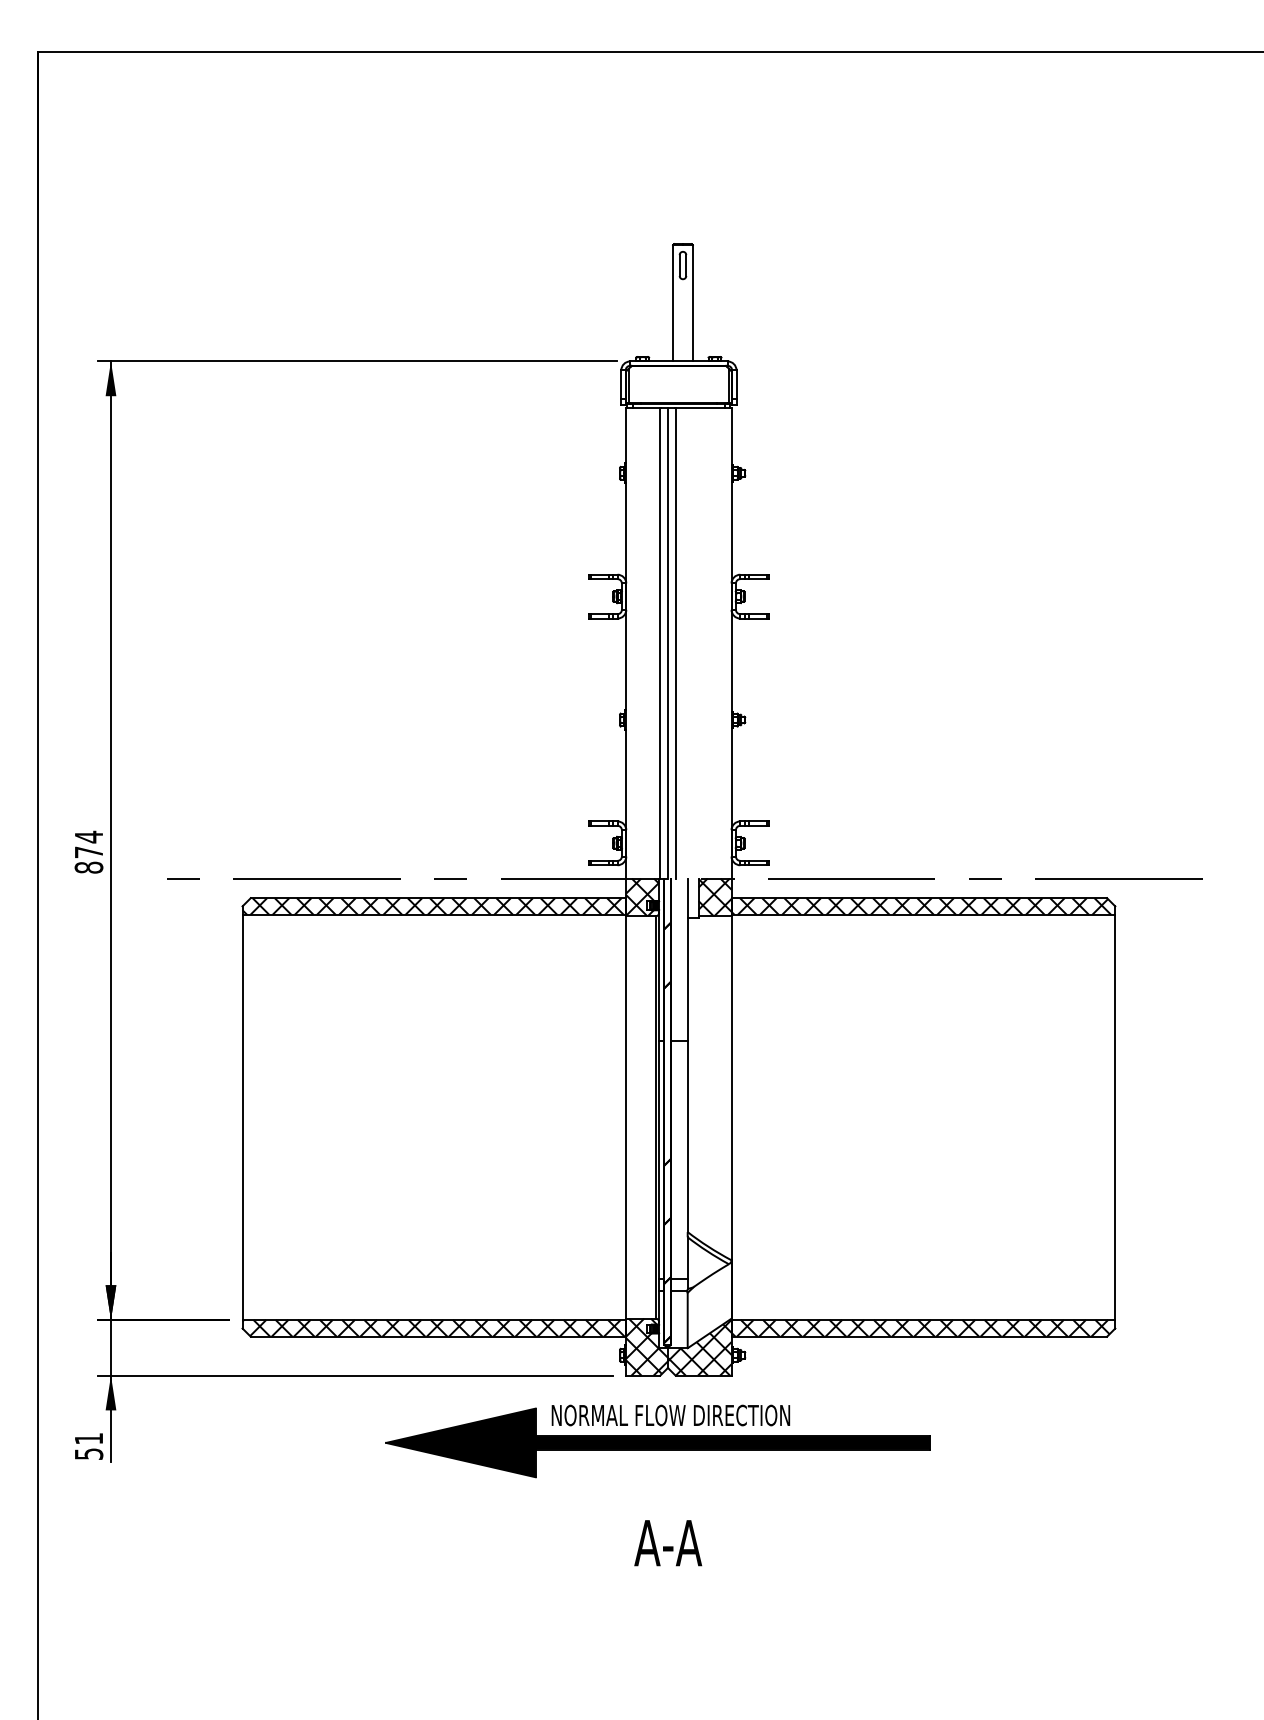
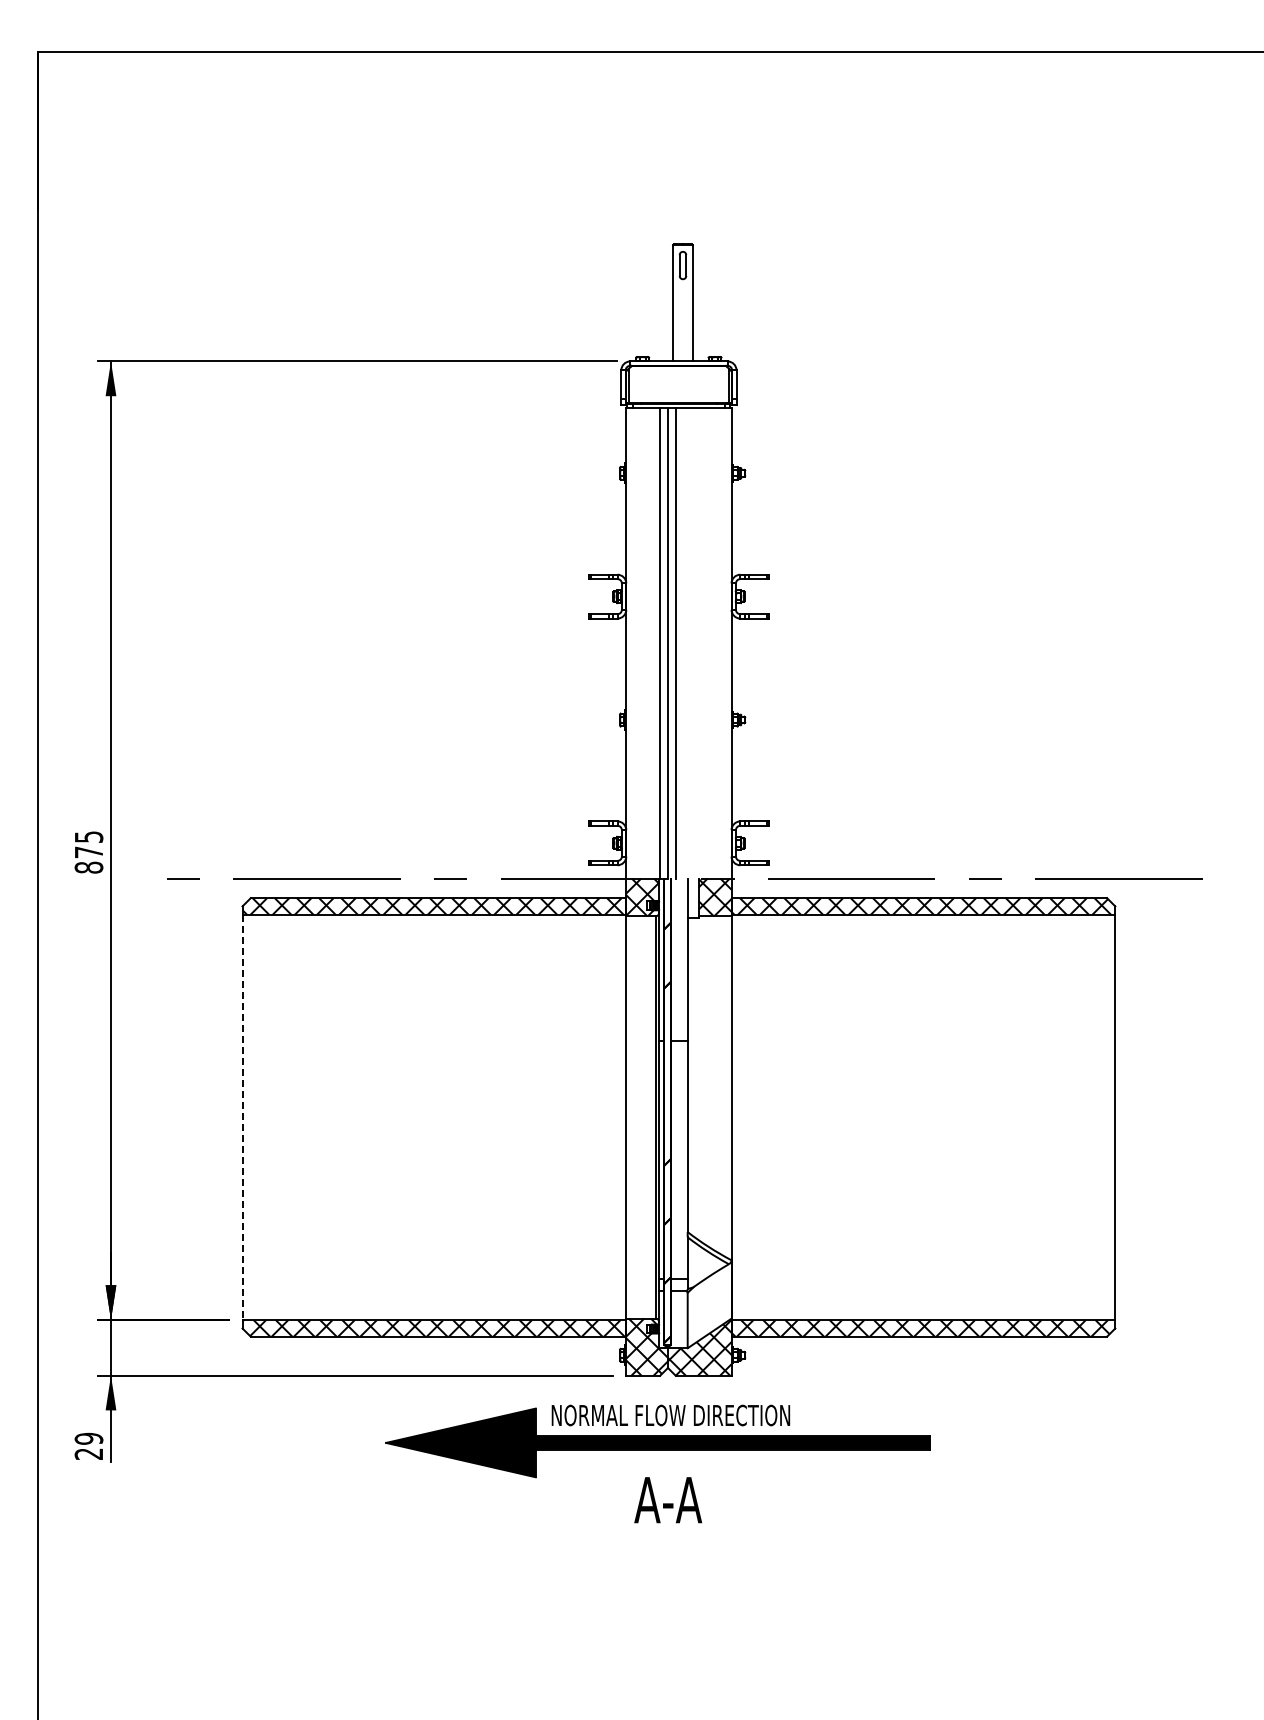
text: 874 -> 875 (89, 836)
line: solid -> dashed (242, 1117)
text: 51 -> 29 (88, 1445)
text position: (668, 1543) -> (668, 1500) (668, 1500)
